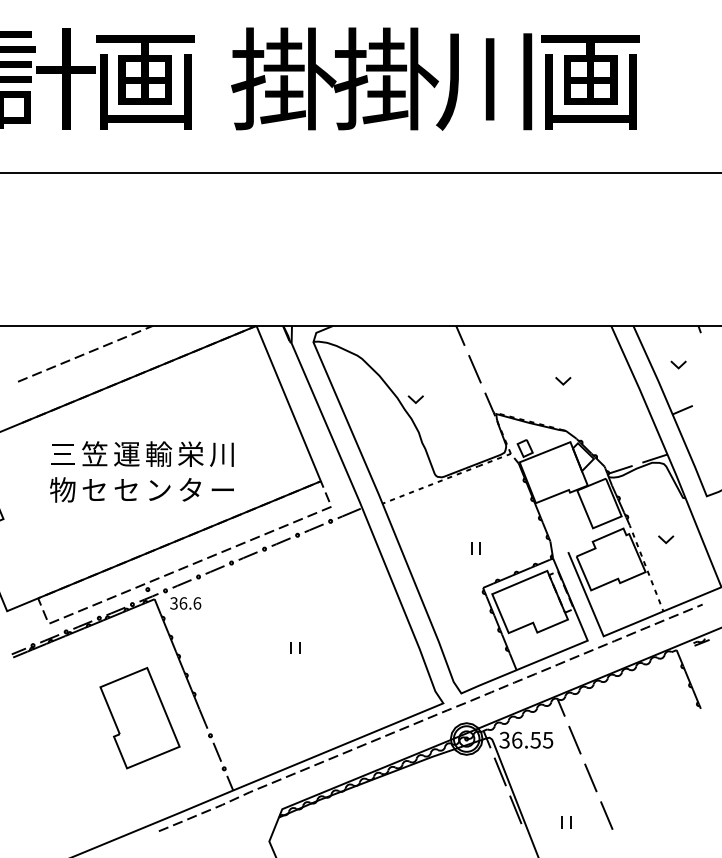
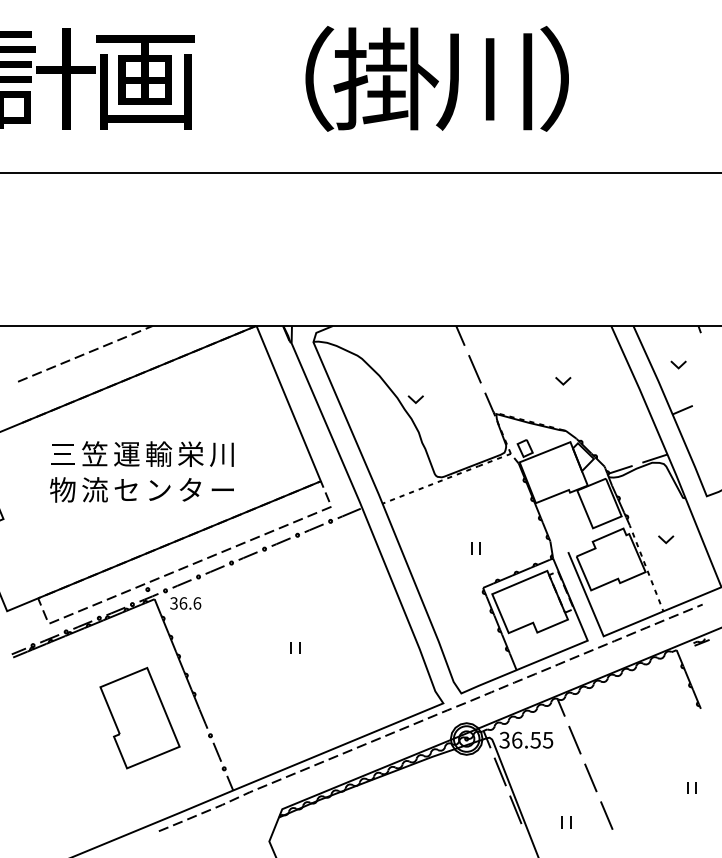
text: 掛 -> （ (283, 78)
text: 画 -> ） (589, 78)
text: セ -> 流 (94, 489)
part: none -> present (691, 787)
